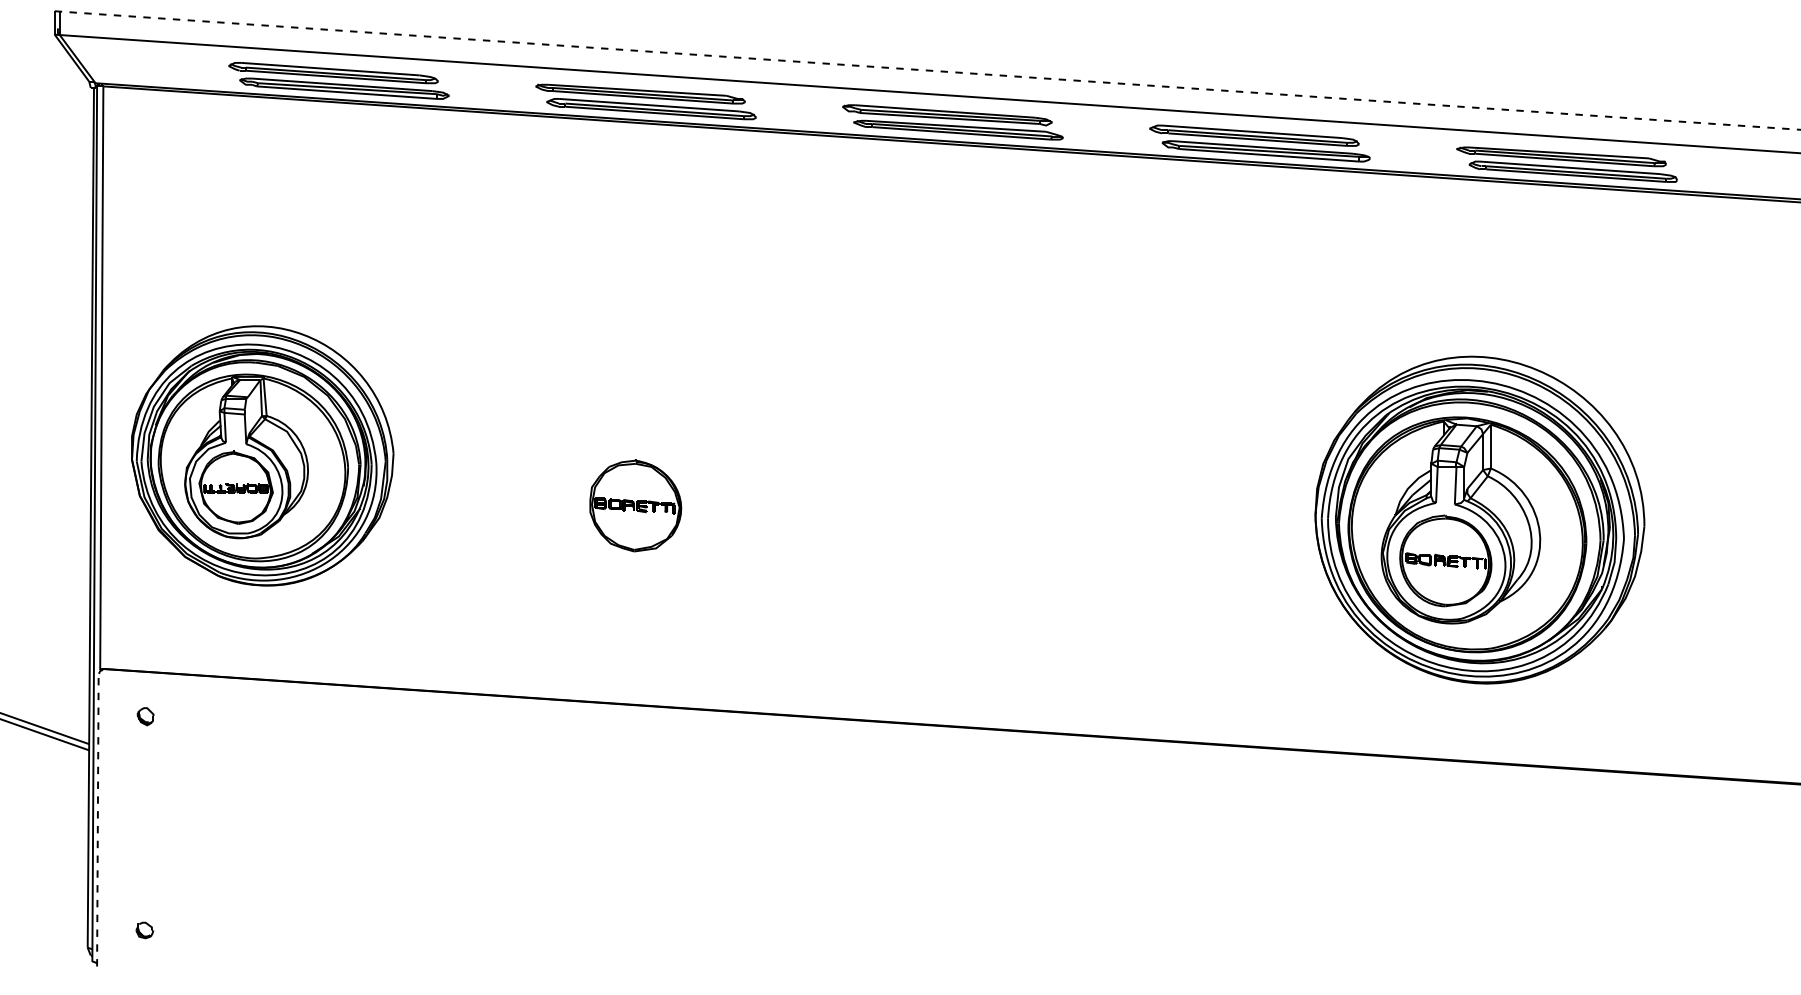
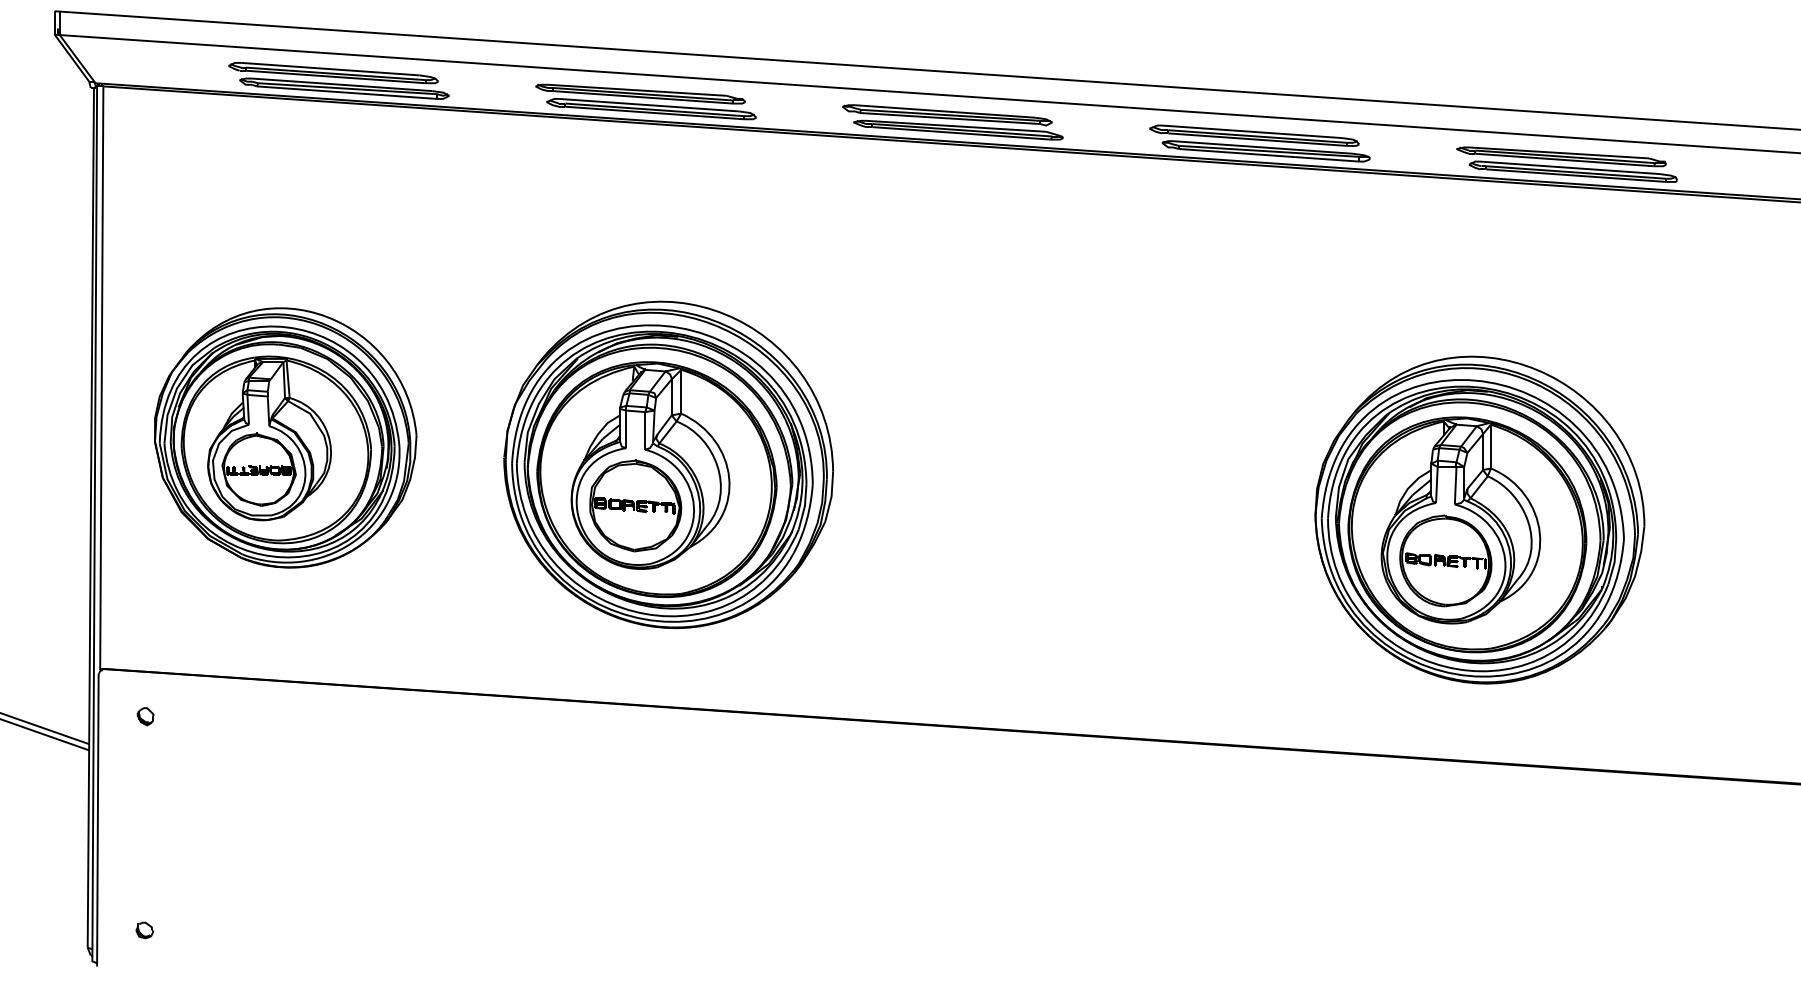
line: dashed -> solid (927, 70)
part position: (262, 455) -> (285, 437) (285, 437)
part: none -> present (668, 464)
line: dashed -> solid (97, 819)
